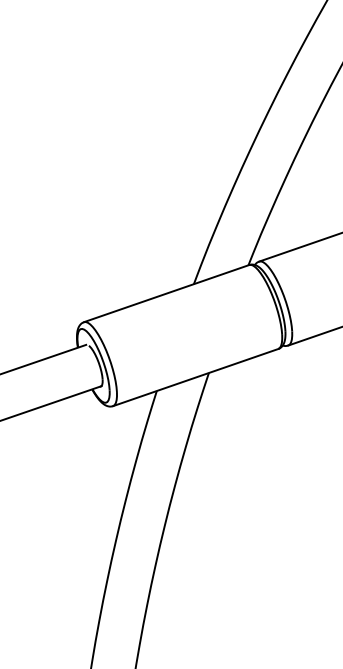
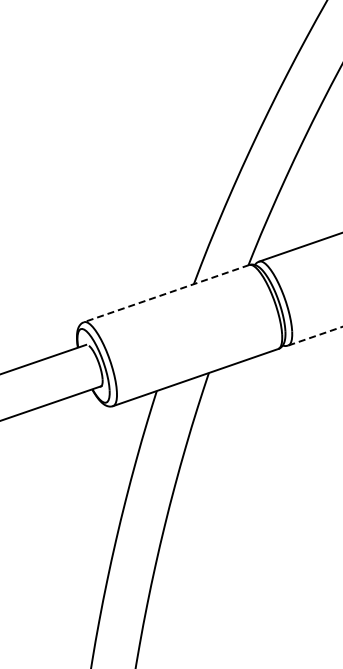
line: solid -> dashed (166, 293)
line: solid -> dashed (315, 336)
